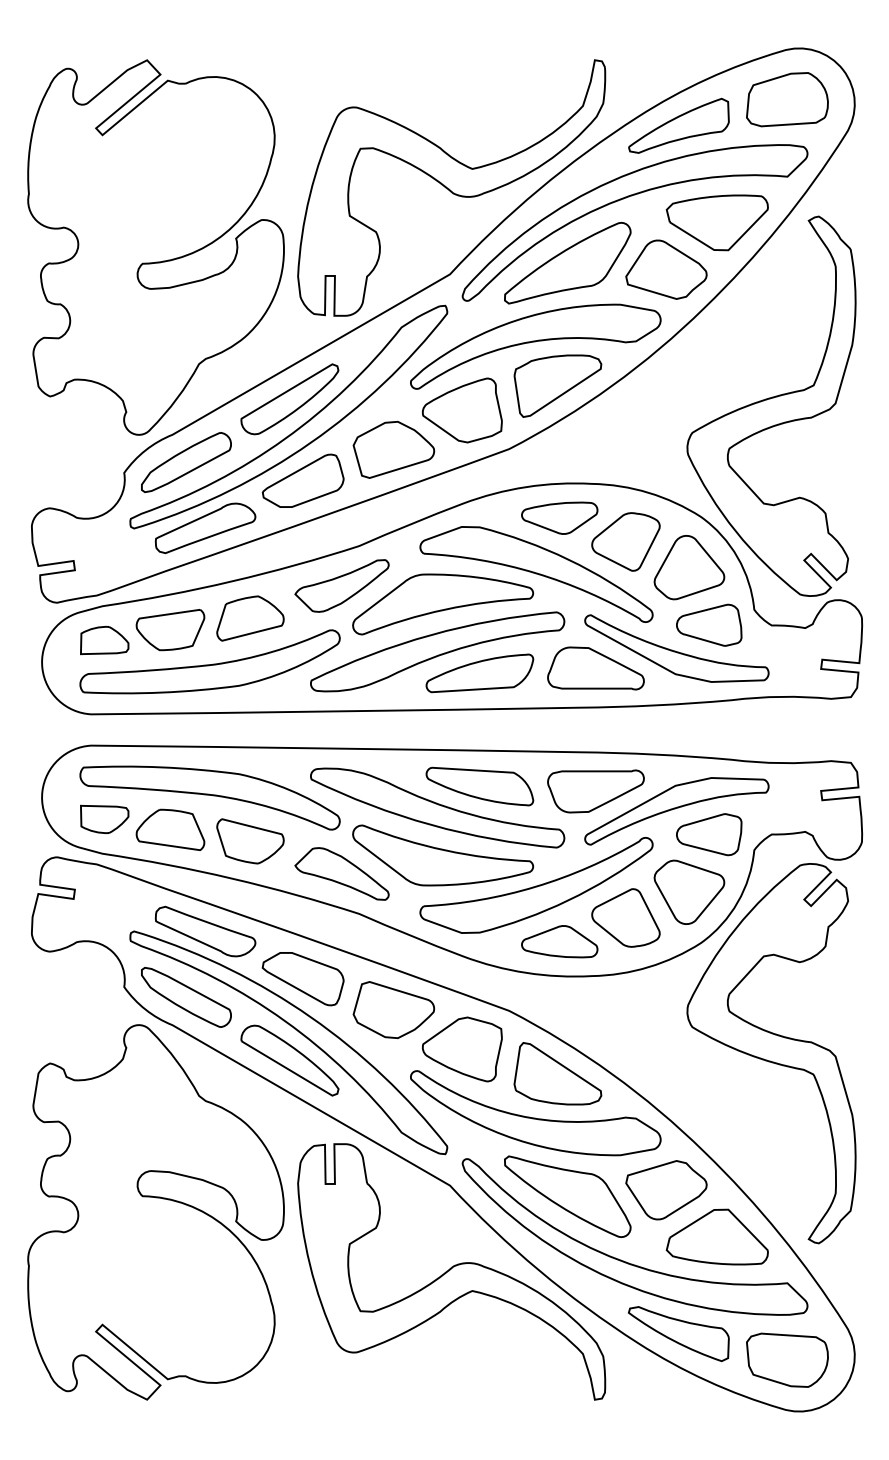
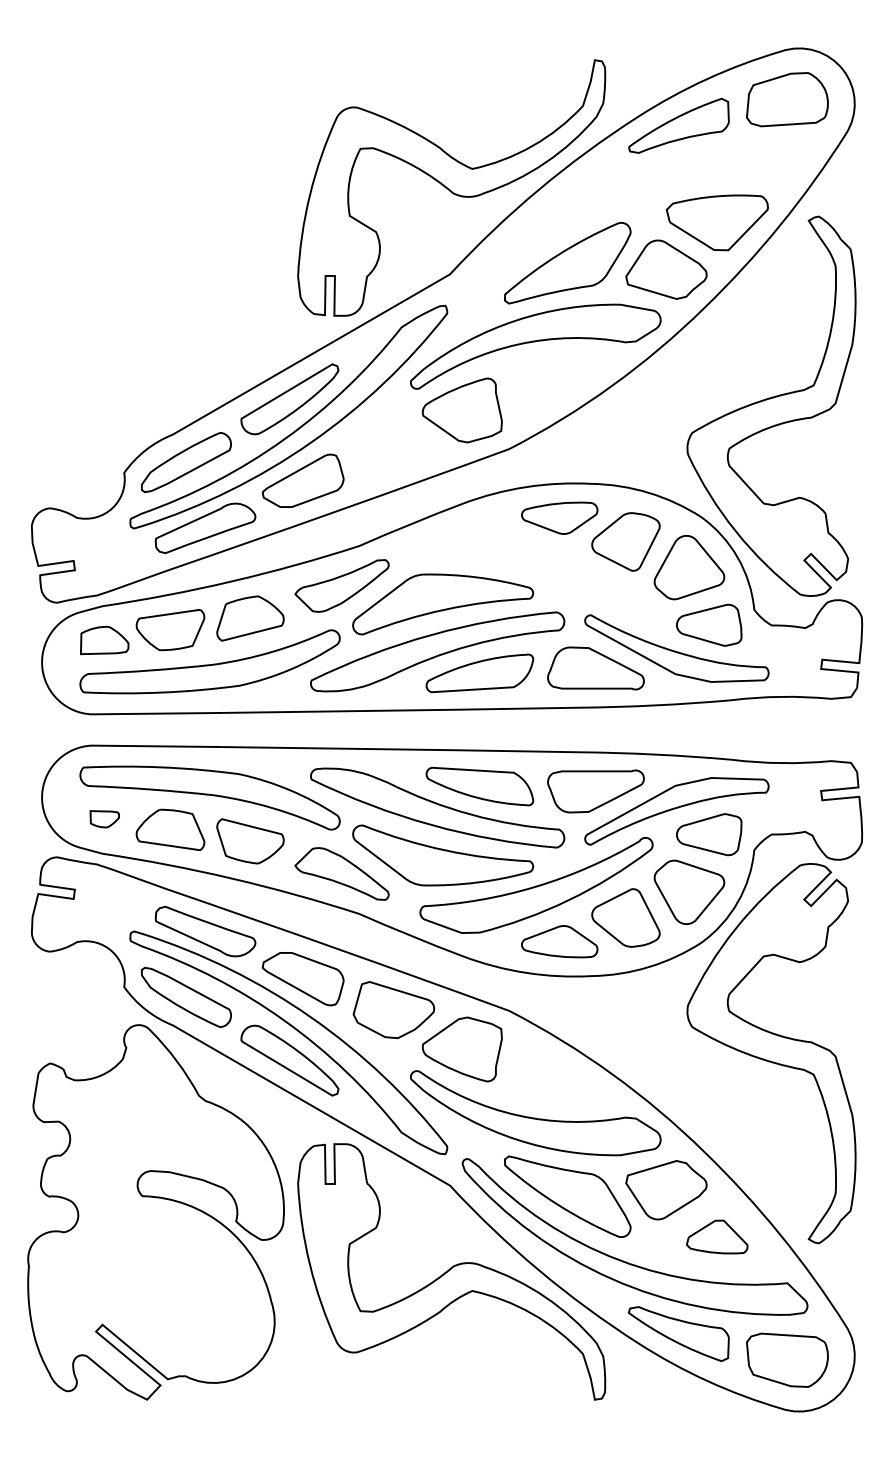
part: present -> none (626, 198)
part: present -> none (155, 247)
part: present -> none (557, 385)
curve: present -> none (396, 468)
part: present -> none (536, 574)
part size: 50x30 px -> 31x19 px (104, 819)
part: present -> none (557, 1073)
part size: 104x58 px -> 63x36 px (717, 1236)
